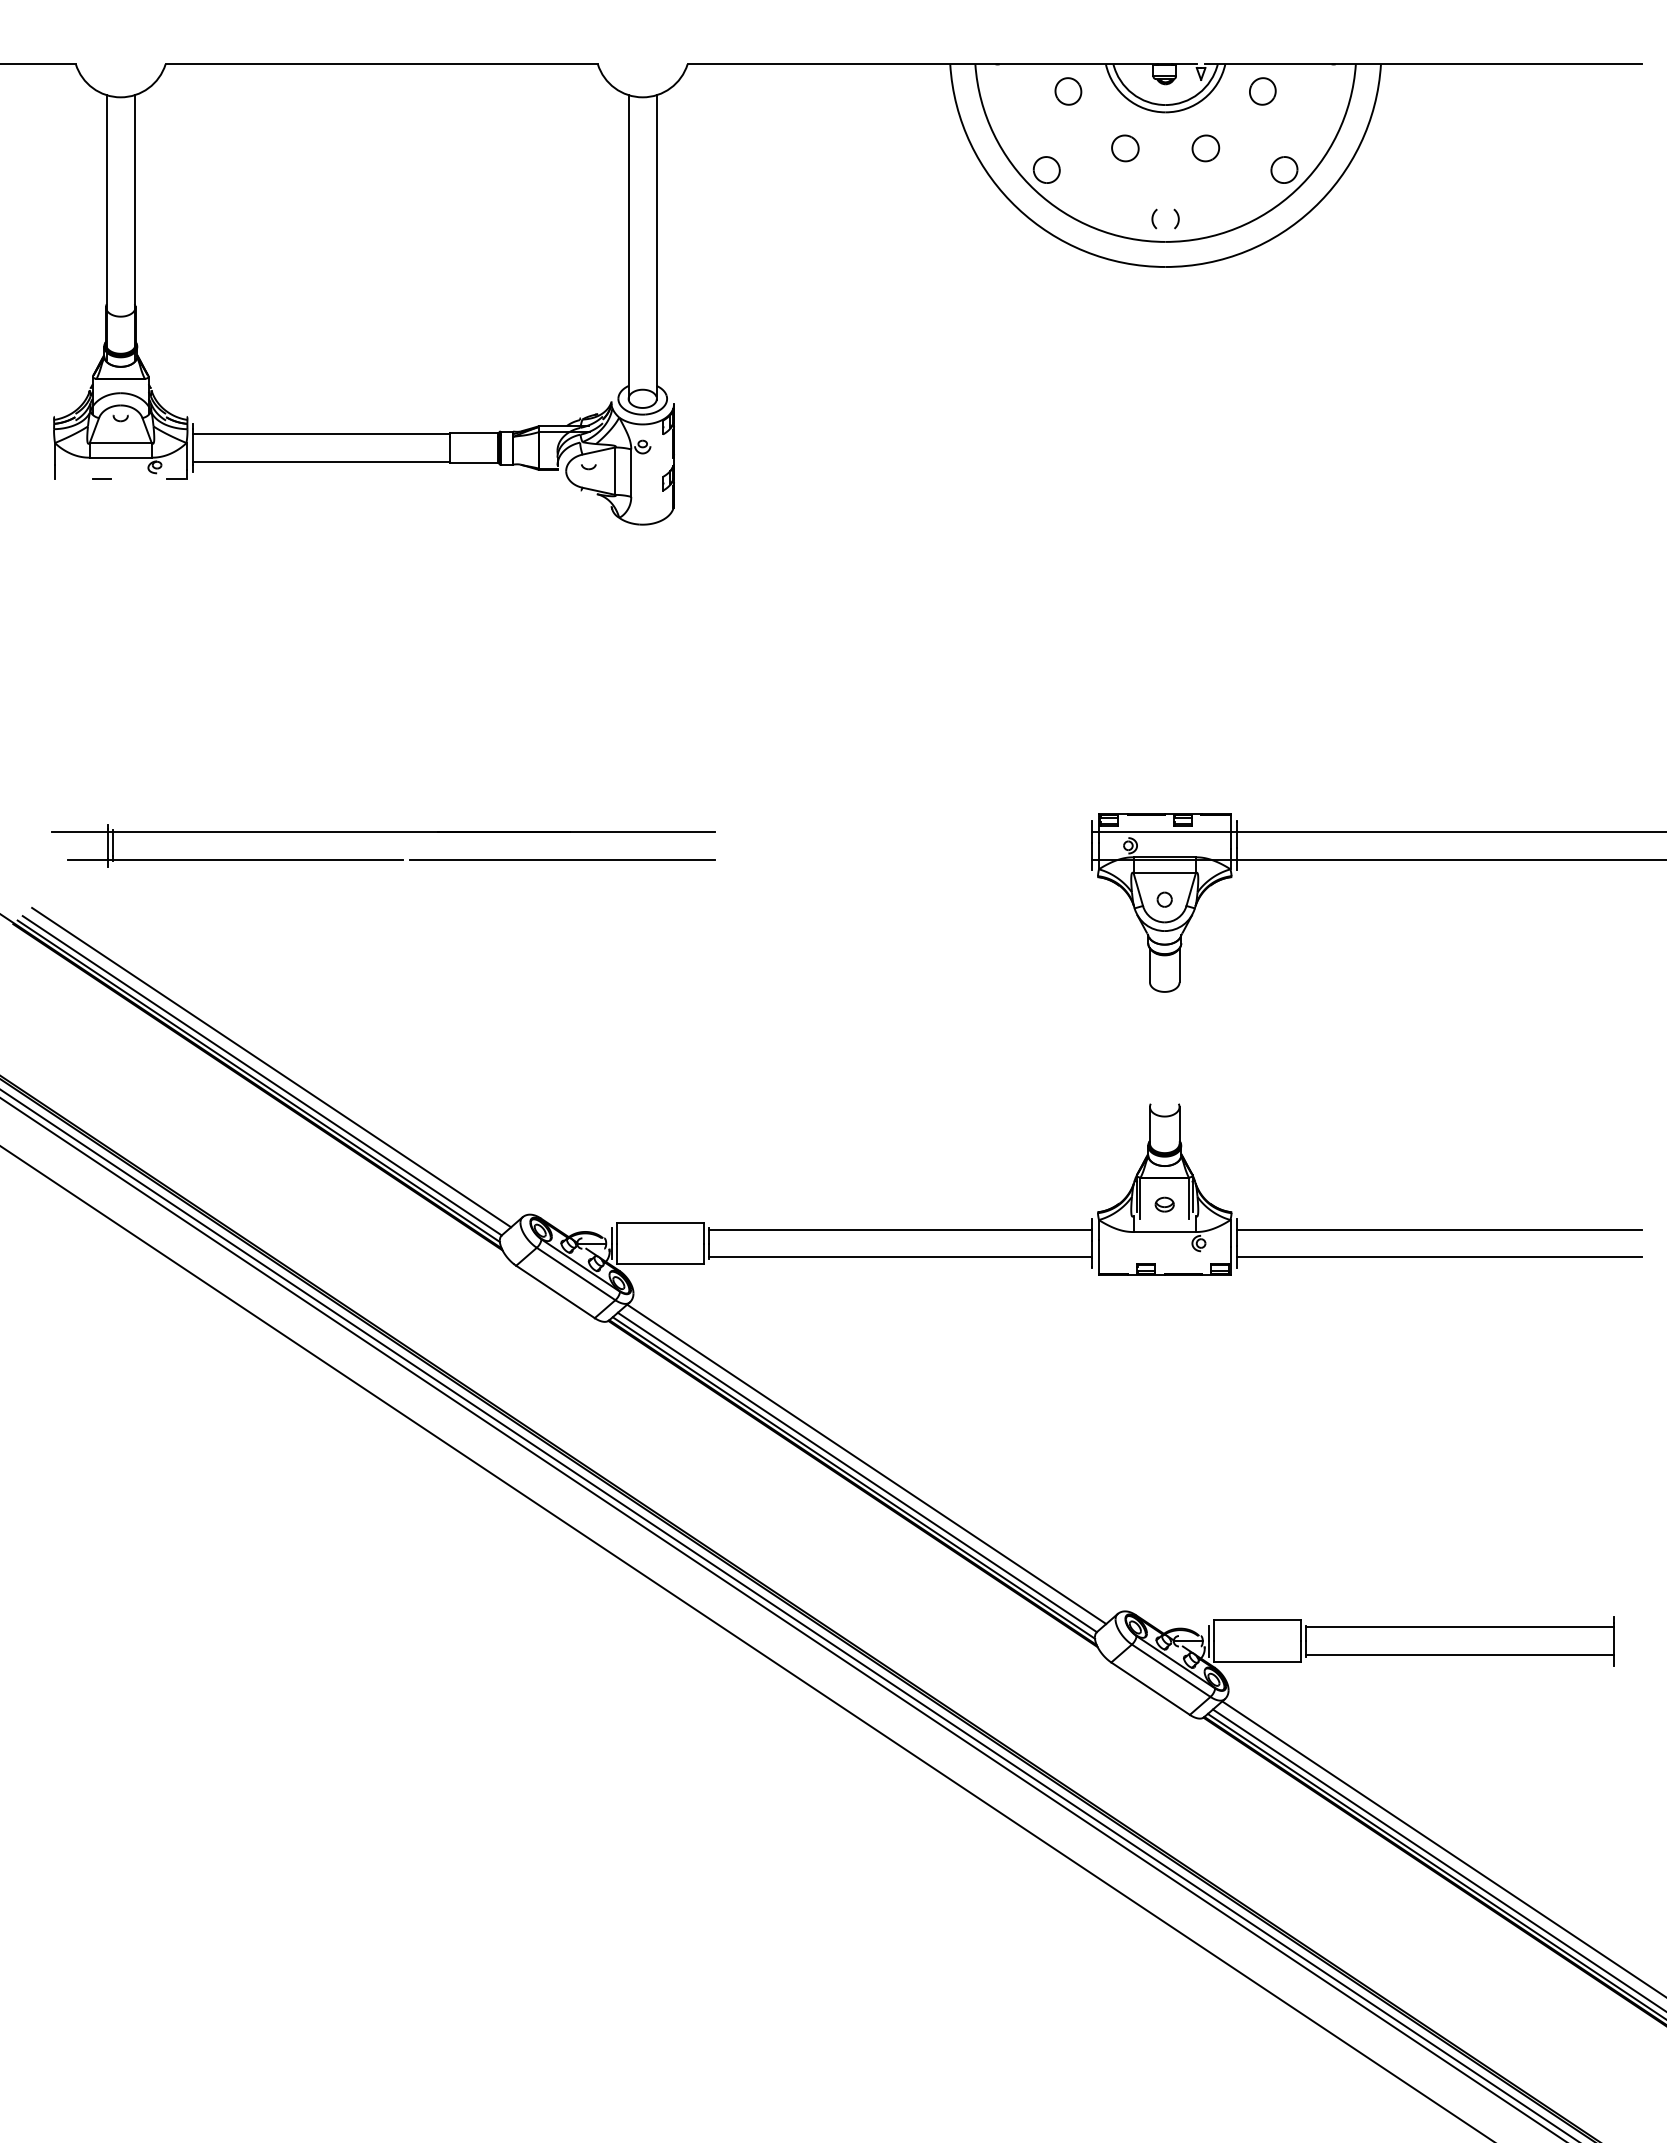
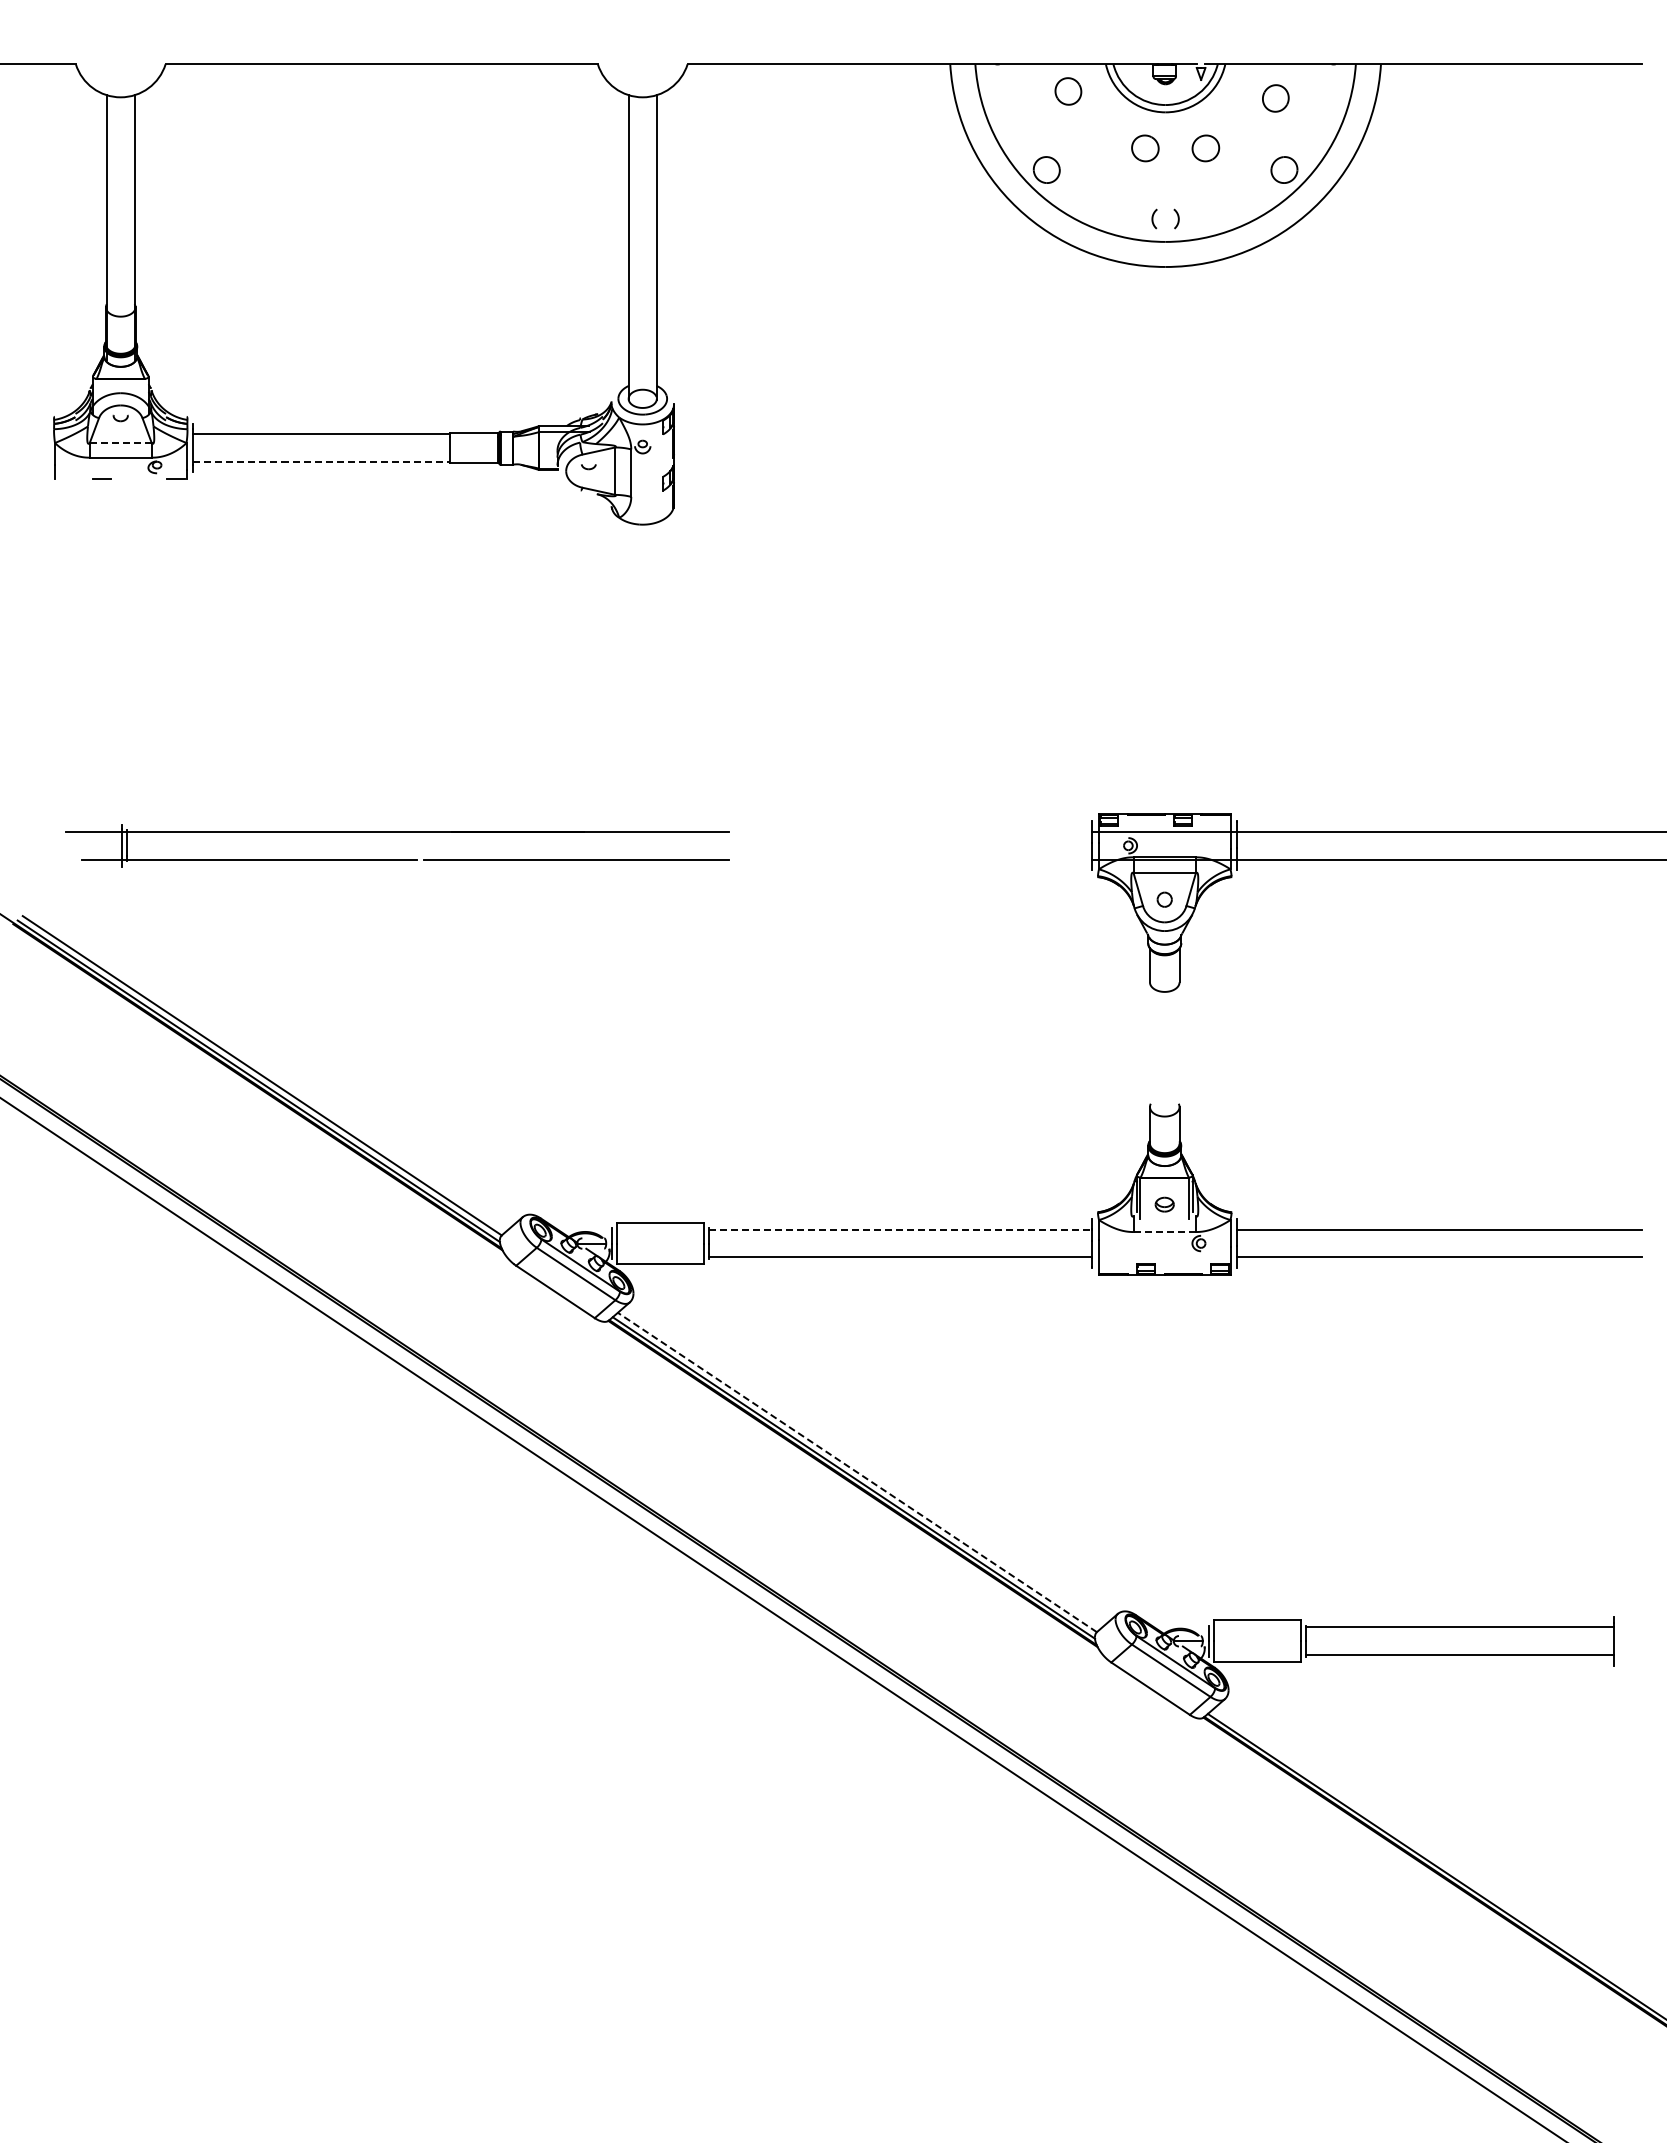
part position: (1262, 91) -> (1275, 98) (1275, 98)
part position: (1125, 148) -> (1145, 148) (1145, 148)
line: solid -> dashed (121, 443)
line: solid -> dashed (322, 462)
part position: (383, 832) -> (397, 832) (397, 832)
line: present -> none (271, 1067)
line: solid -> dashed (901, 1229)
line: solid -> dashed (1164, 1232)
line: present -> none (866, 1464)
line: solid -> dashed (857, 1472)
line: present -> none (788, 1615)
line: present -> none (746, 1643)
line: present -> none (1442, 1848)
line: present -> none (1437, 1859)
